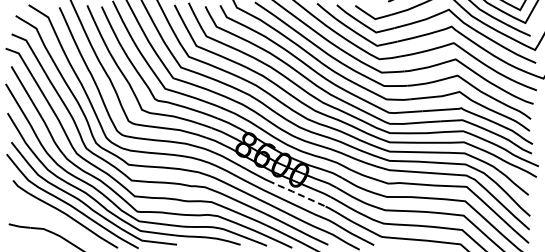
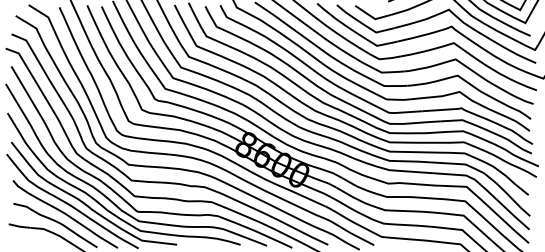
line: dashed -> solid (296, 193)
curve: none -> present (57, 223)
